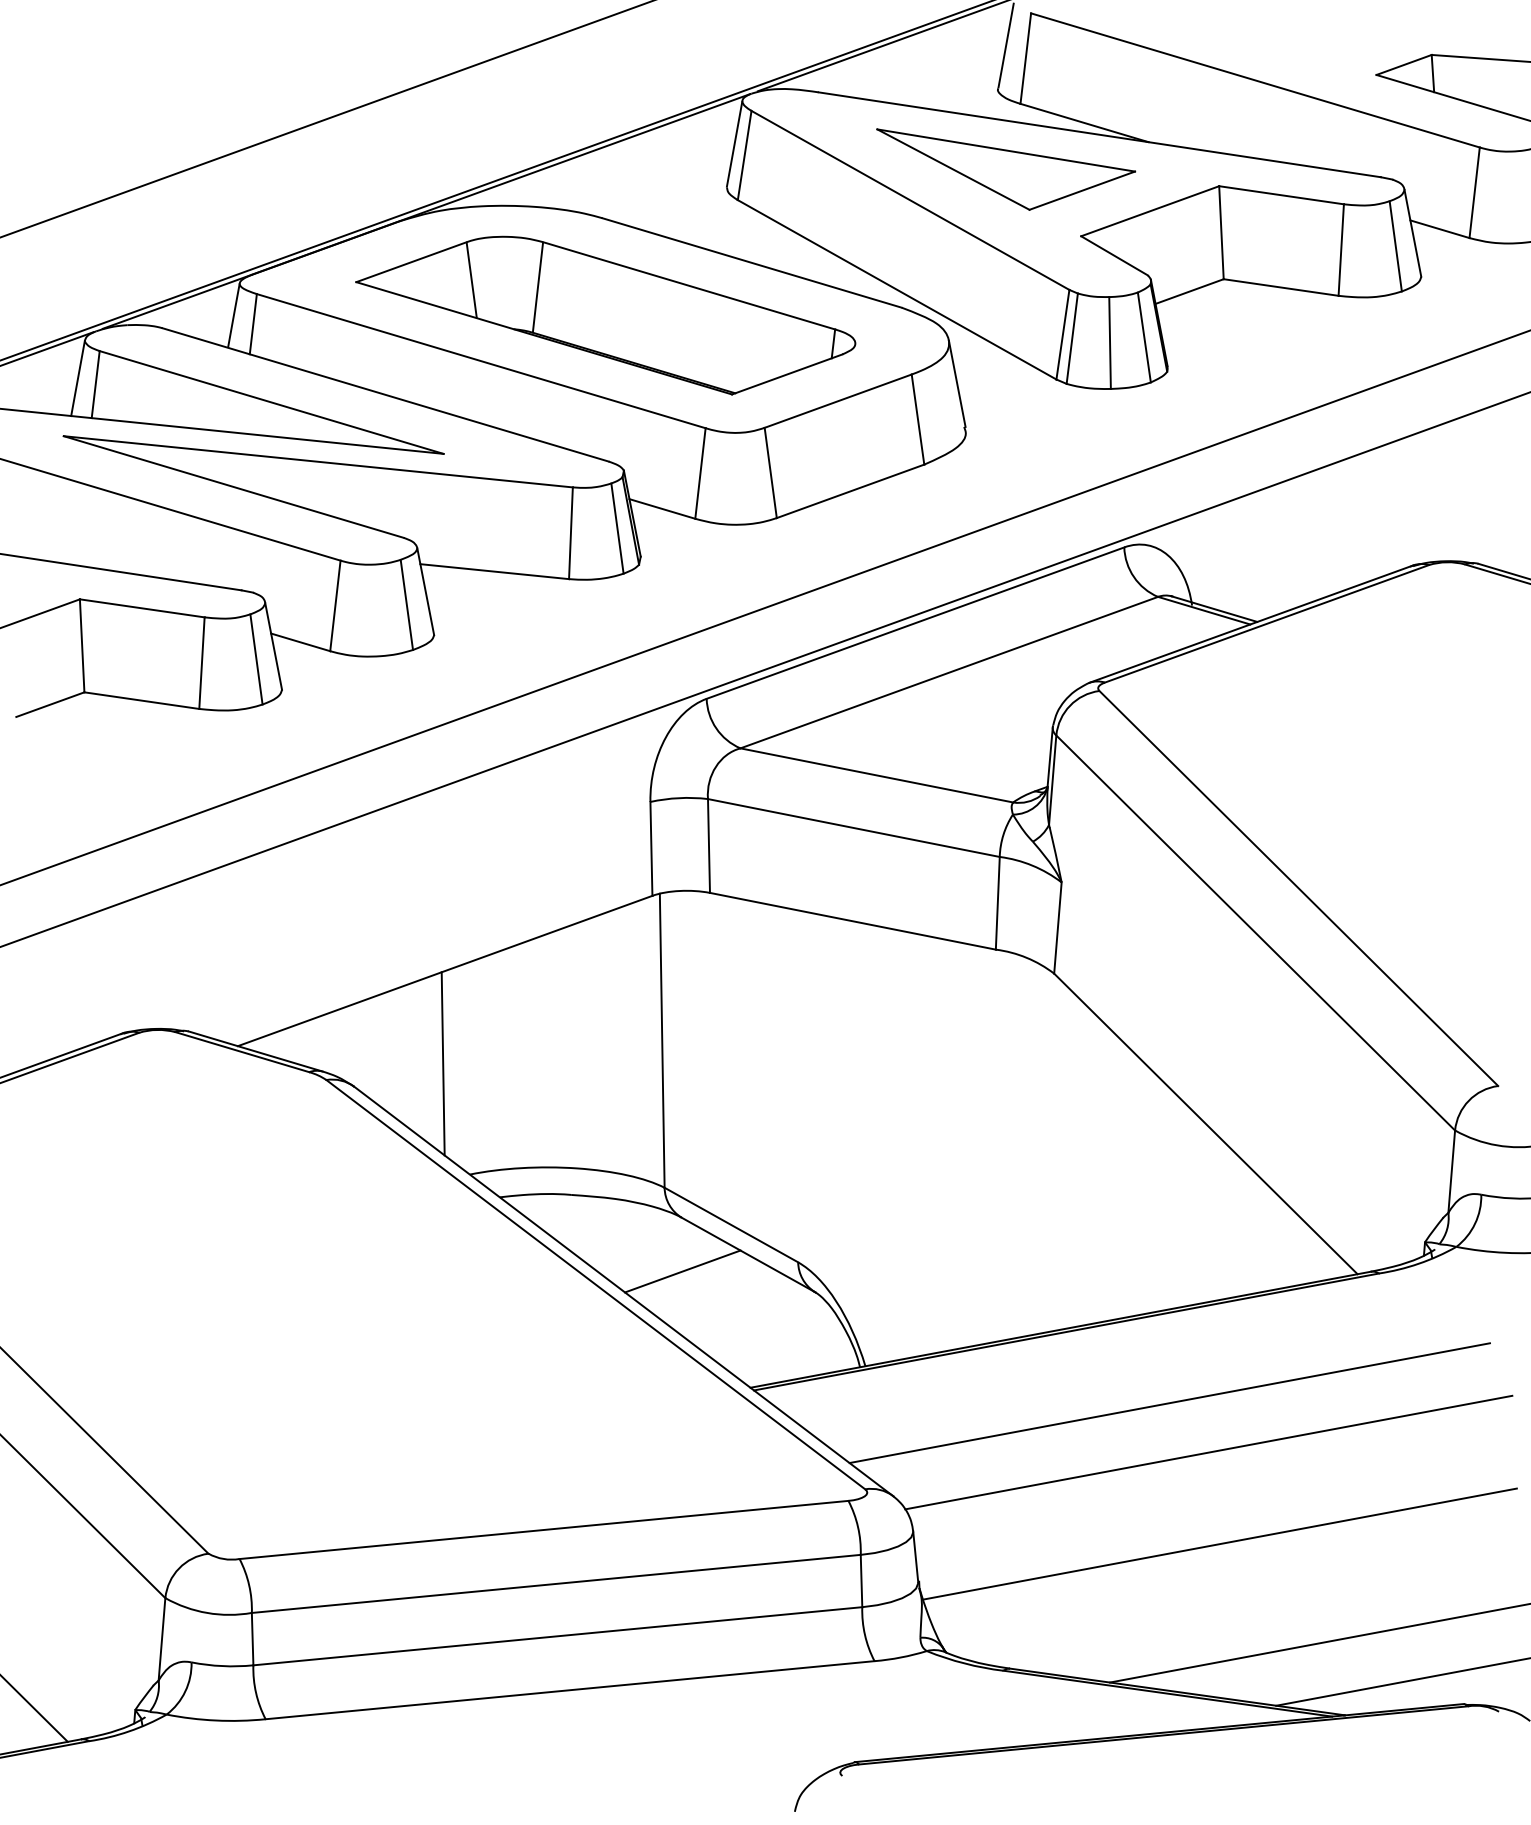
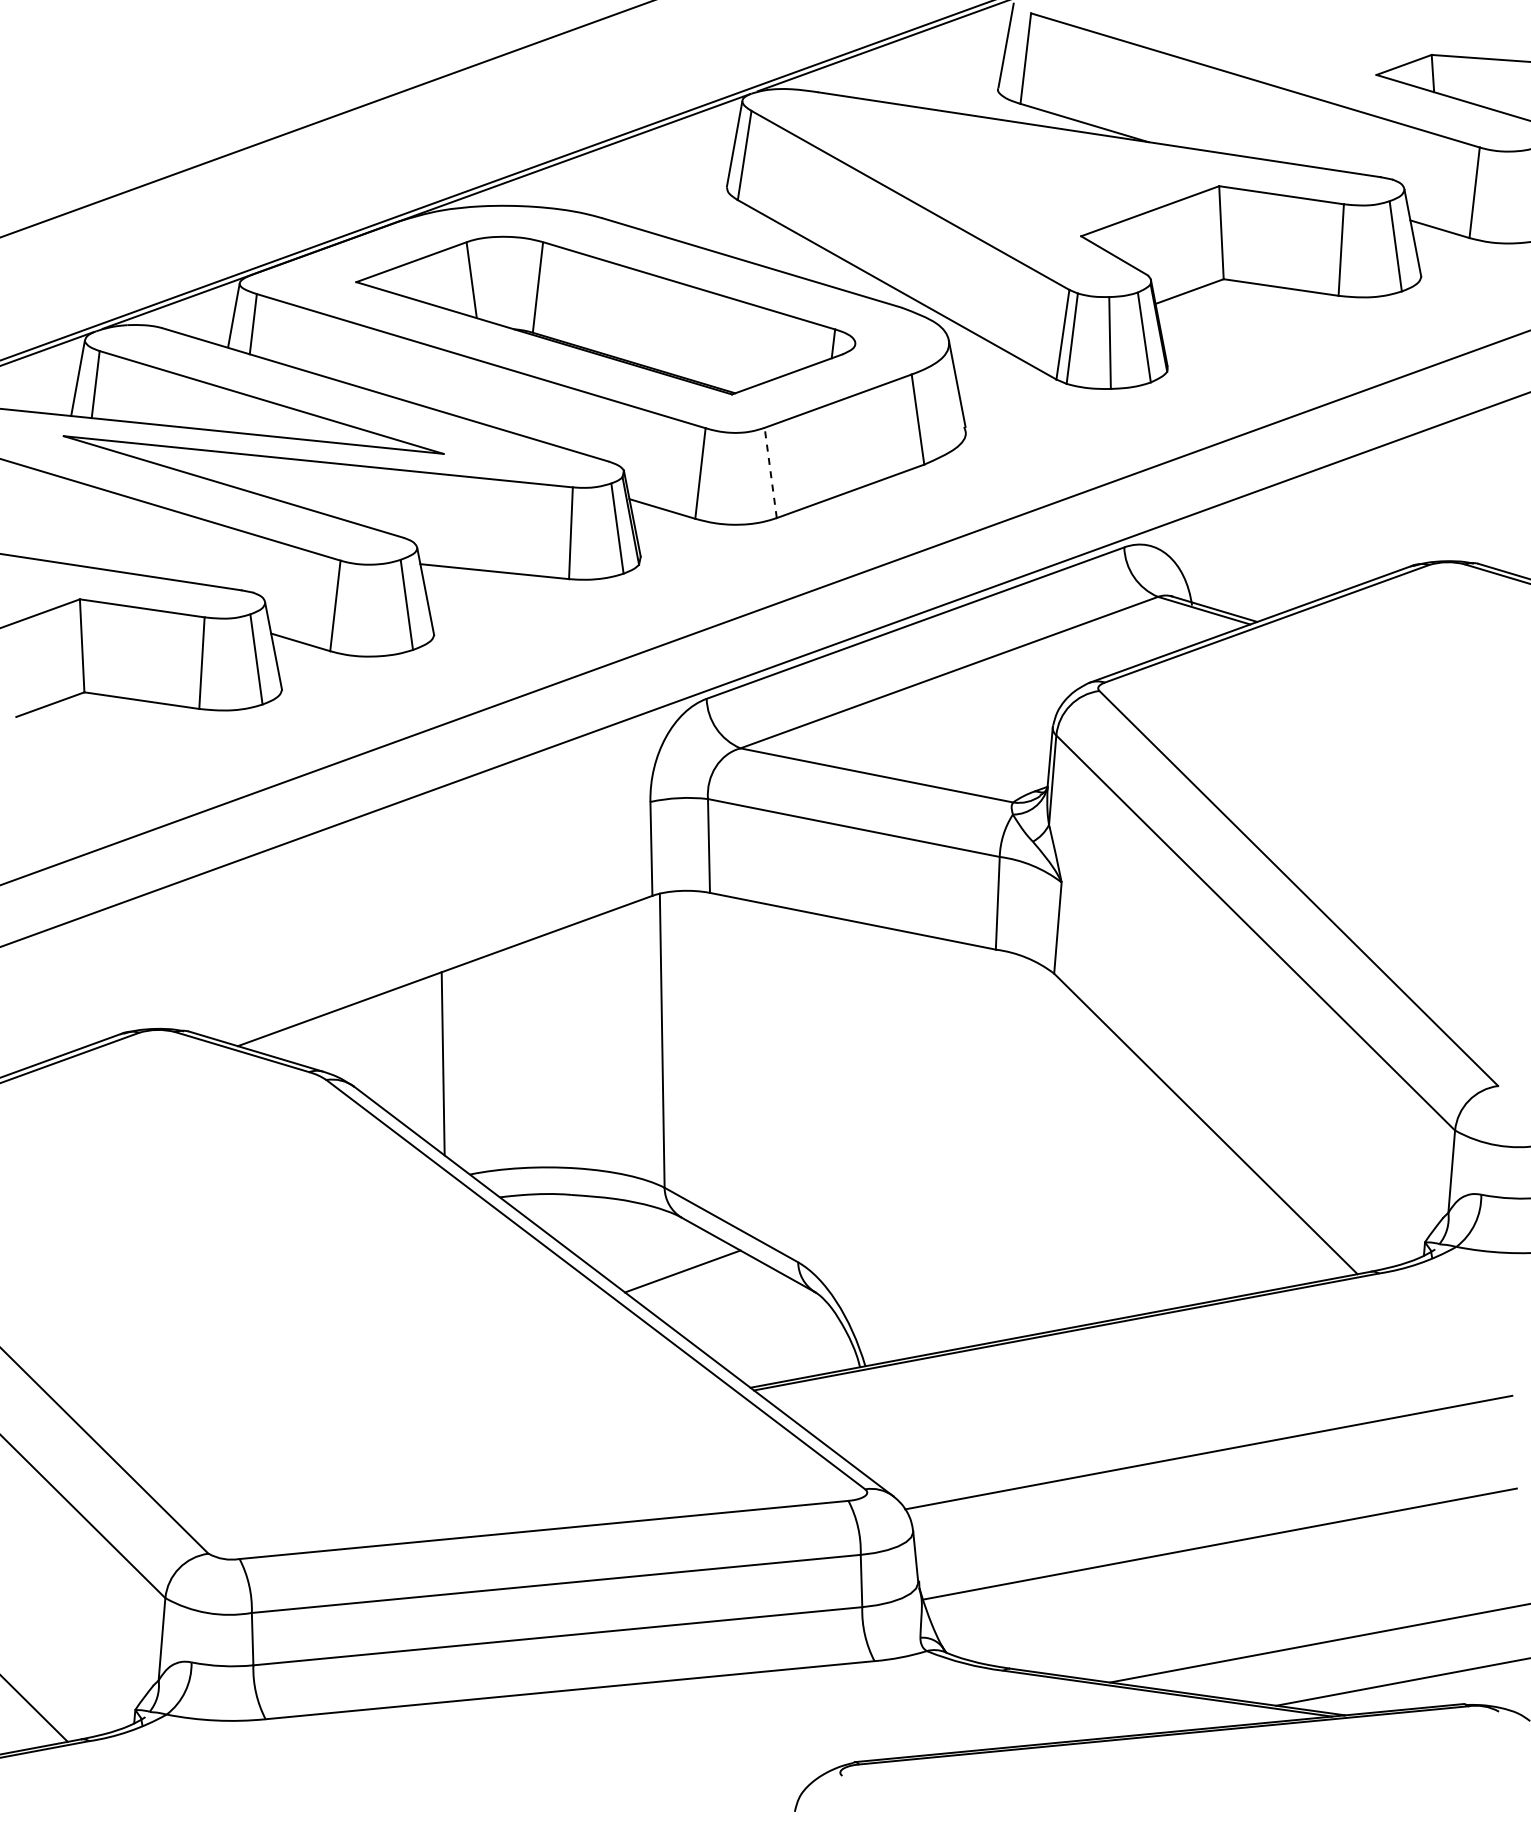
part: present -> none (1006, 169)
line: solid -> dashed (770, 472)
line: present -> none (1169, 1403)
